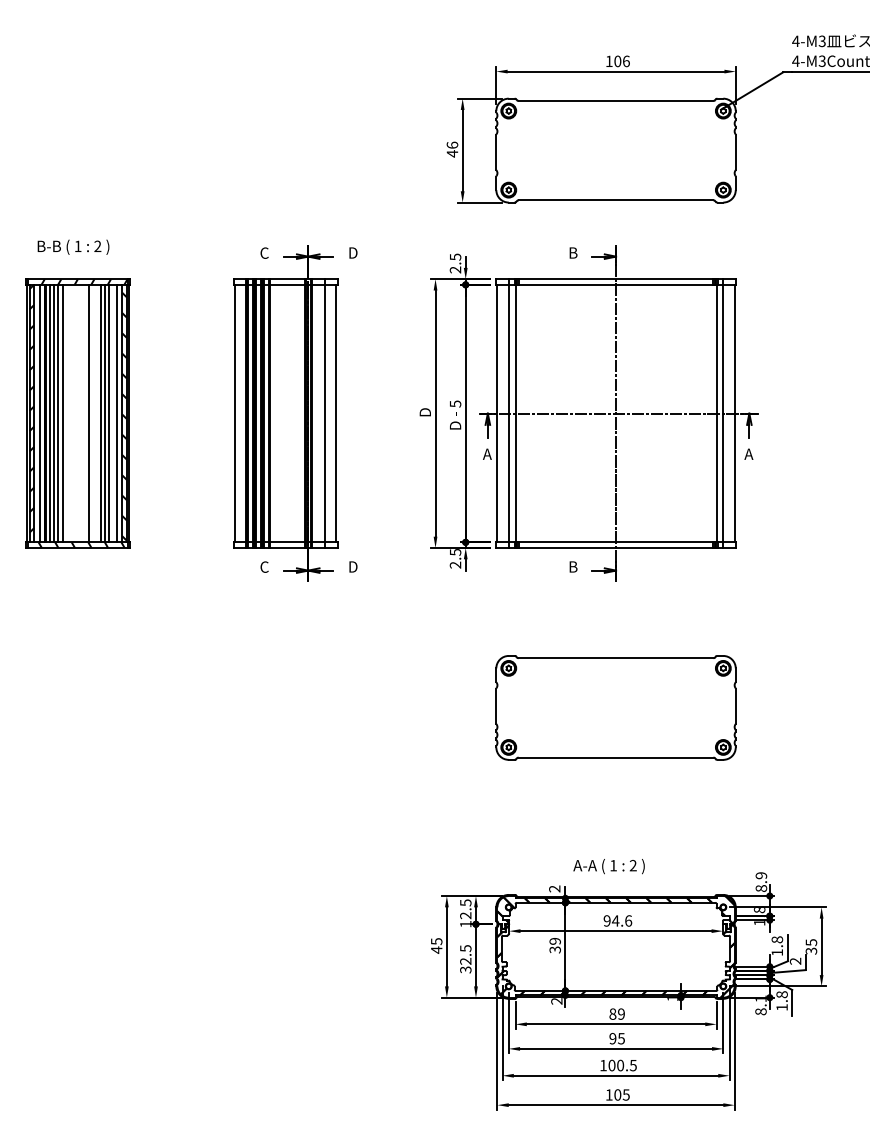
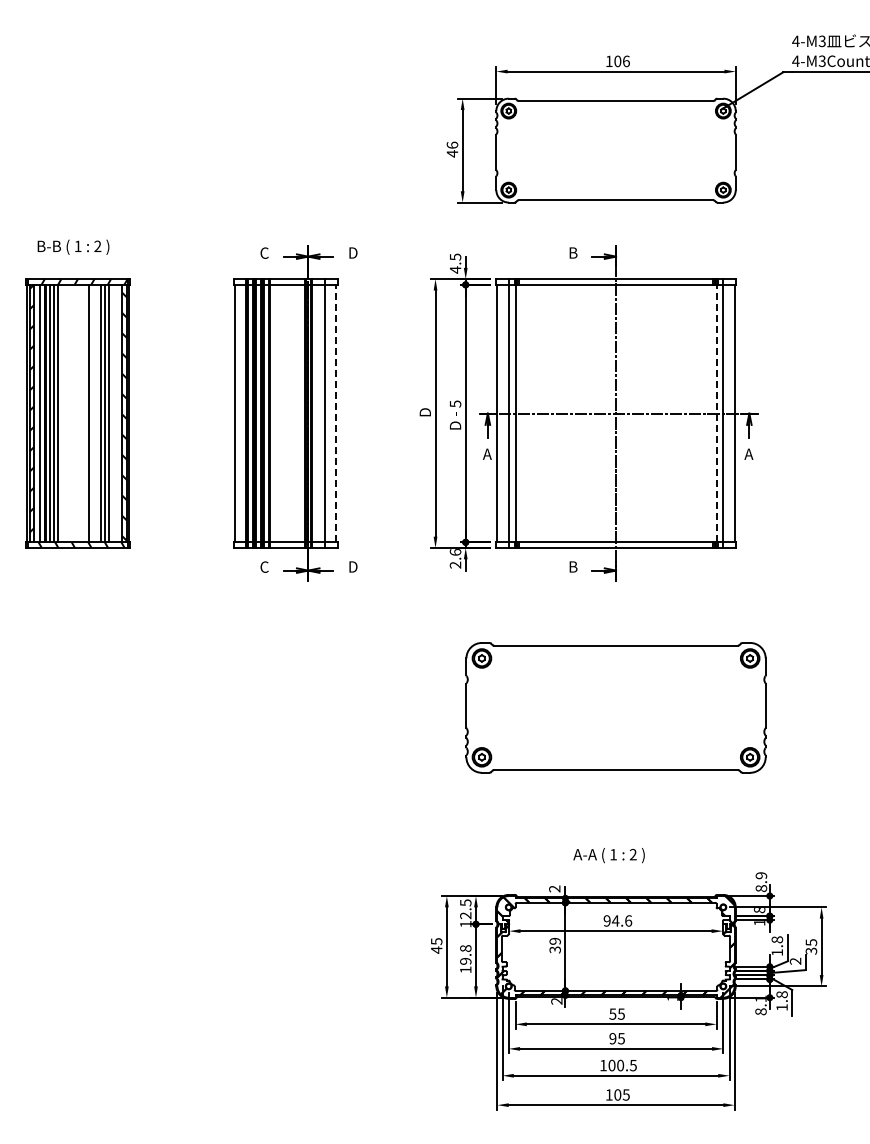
text: 2.5 -> 4.5 (455, 269)
line: present -> none (62, 413)
line: present -> none (116, 413)
line: solid -> dashed (336, 413)
line: solid -> dashed (716, 413)
text: 2.5 -> 2.6 (455, 552)
part size: 242x106 px -> 302x132 px (615, 707)
text position: (608, 866) -> (608, 855) (608, 855)
text: 32.5 -> 19.8 (465, 959)
text: 89 -> 55 (616, 1013)
